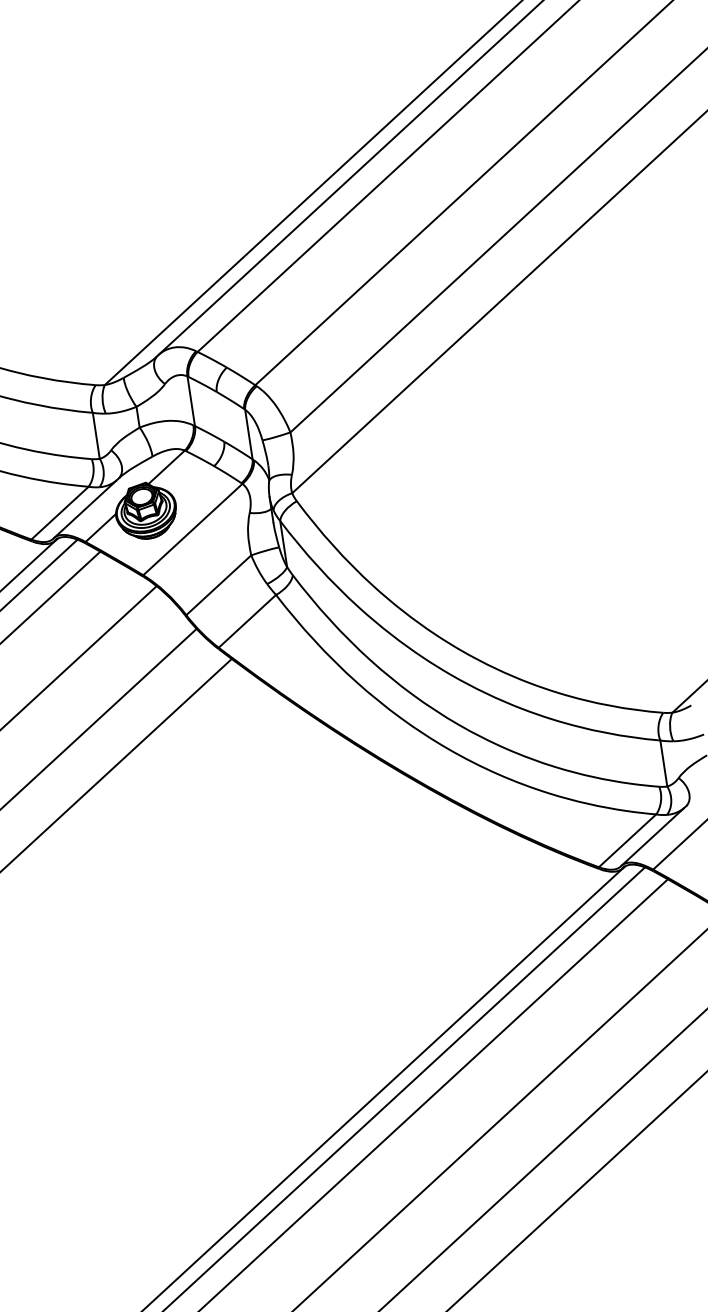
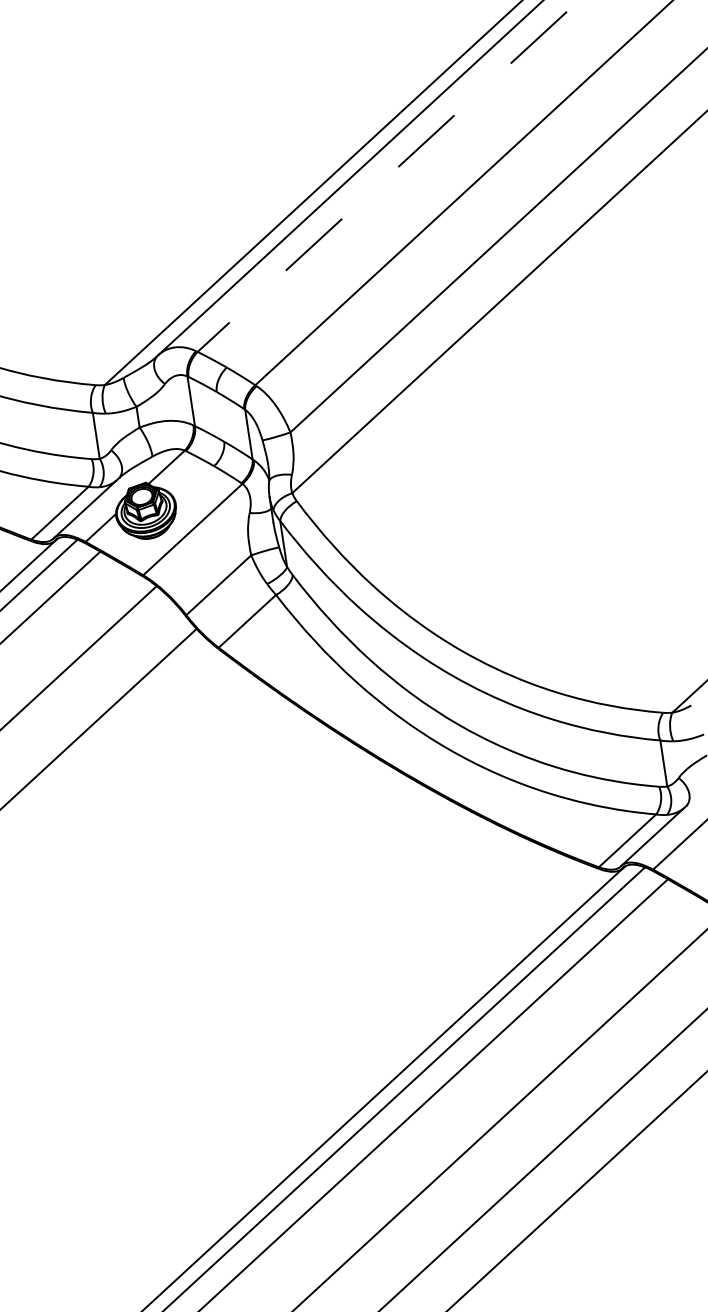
line: solid -> dashed (388, 176)
line: present -> none (116, 764)
